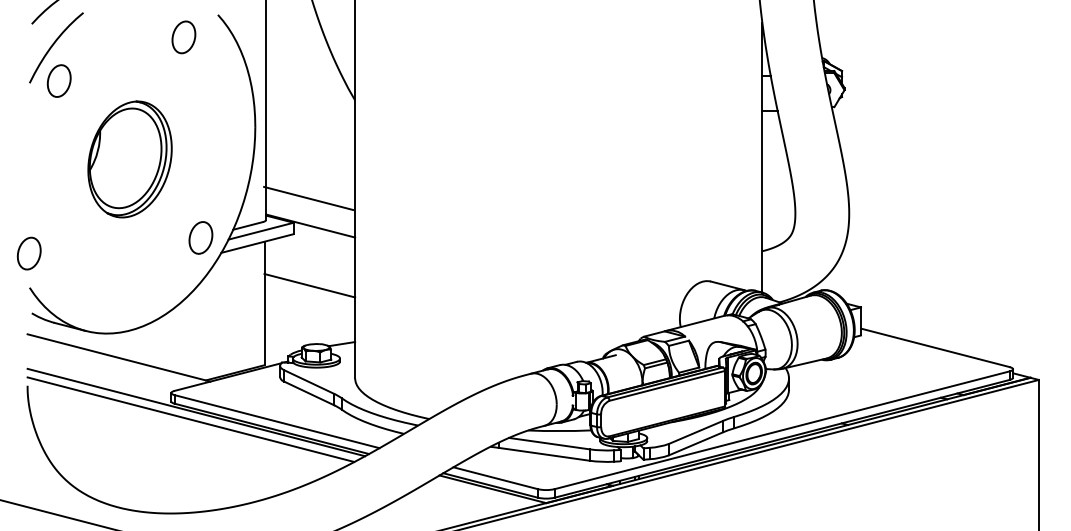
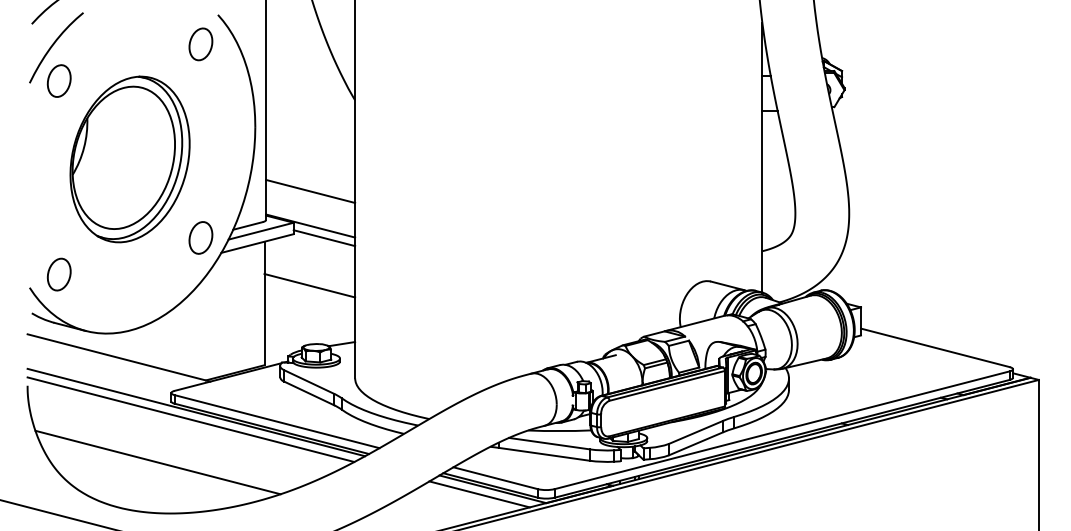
part position: (183, 37) -> (200, 44) (200, 44)
part size: 86x119 px -> 122x169 px (129, 159)
line position: (308, 198) -> (310, 191) (310, 191)
line: none -> present (324, 238)
part position: (28, 253) -> (58, 274) (58, 274)
line: none -> present (157, 462)
line: none -> present (479, 494)
